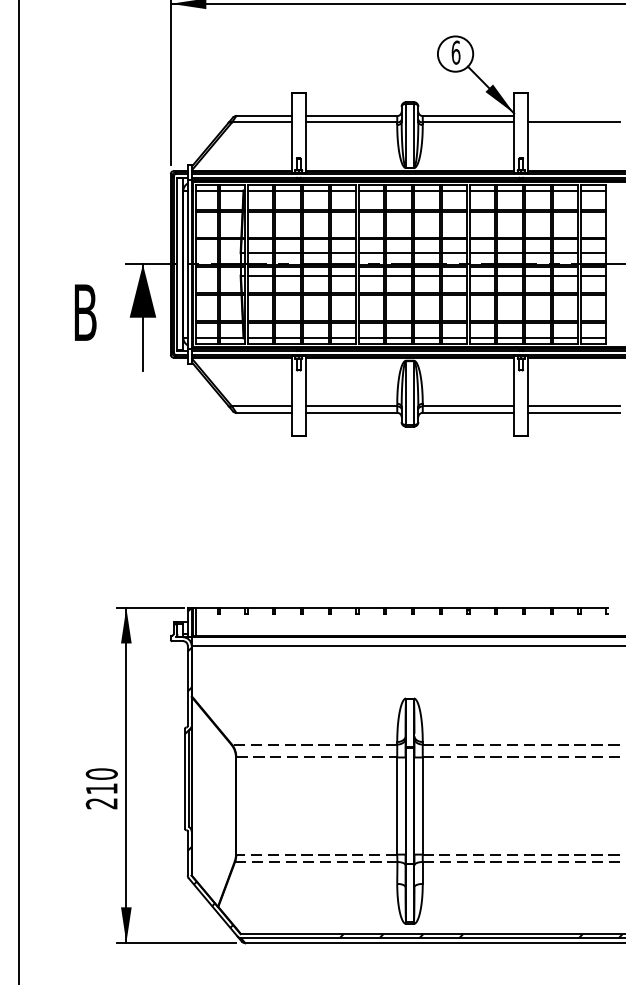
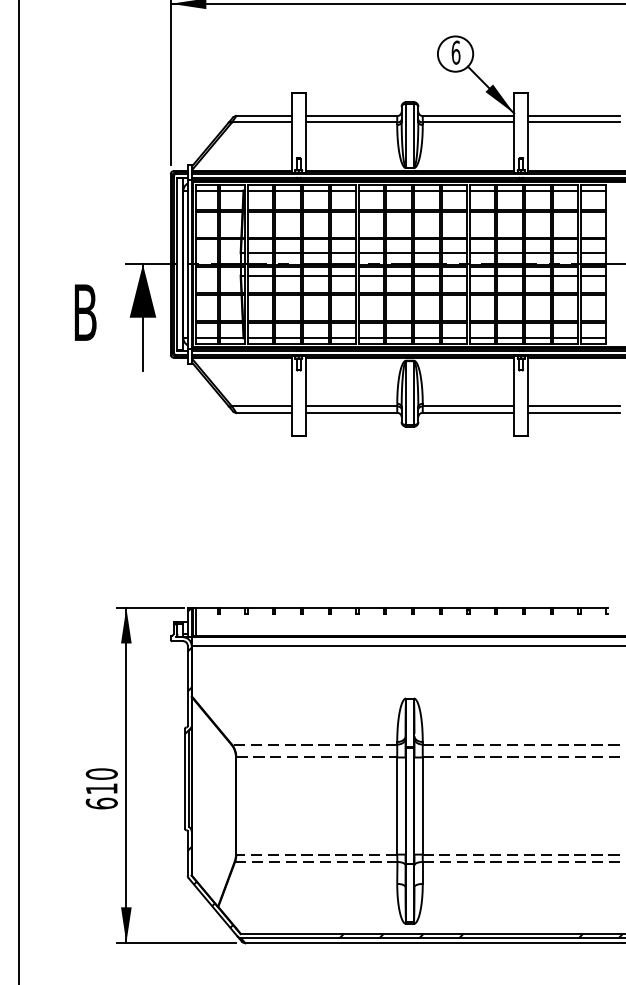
line: none -> present (573, 116)
text: 210 -> 610 (101, 803)
